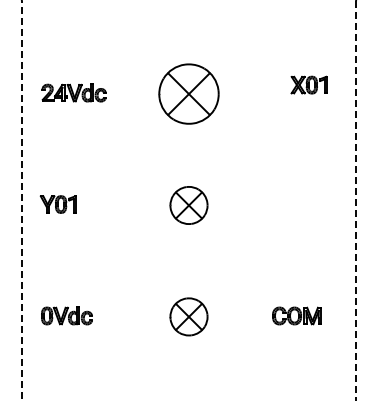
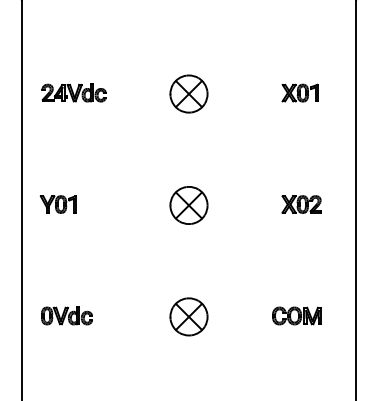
part position: (308, 84) -> (299, 92) (299, 92)
part size: 62x62 px -> 40x40 px (188, 93)
line: dashed -> solid (21, 201)
line: dashed -> solid (356, 201)
part: none -> present (301, 204)
